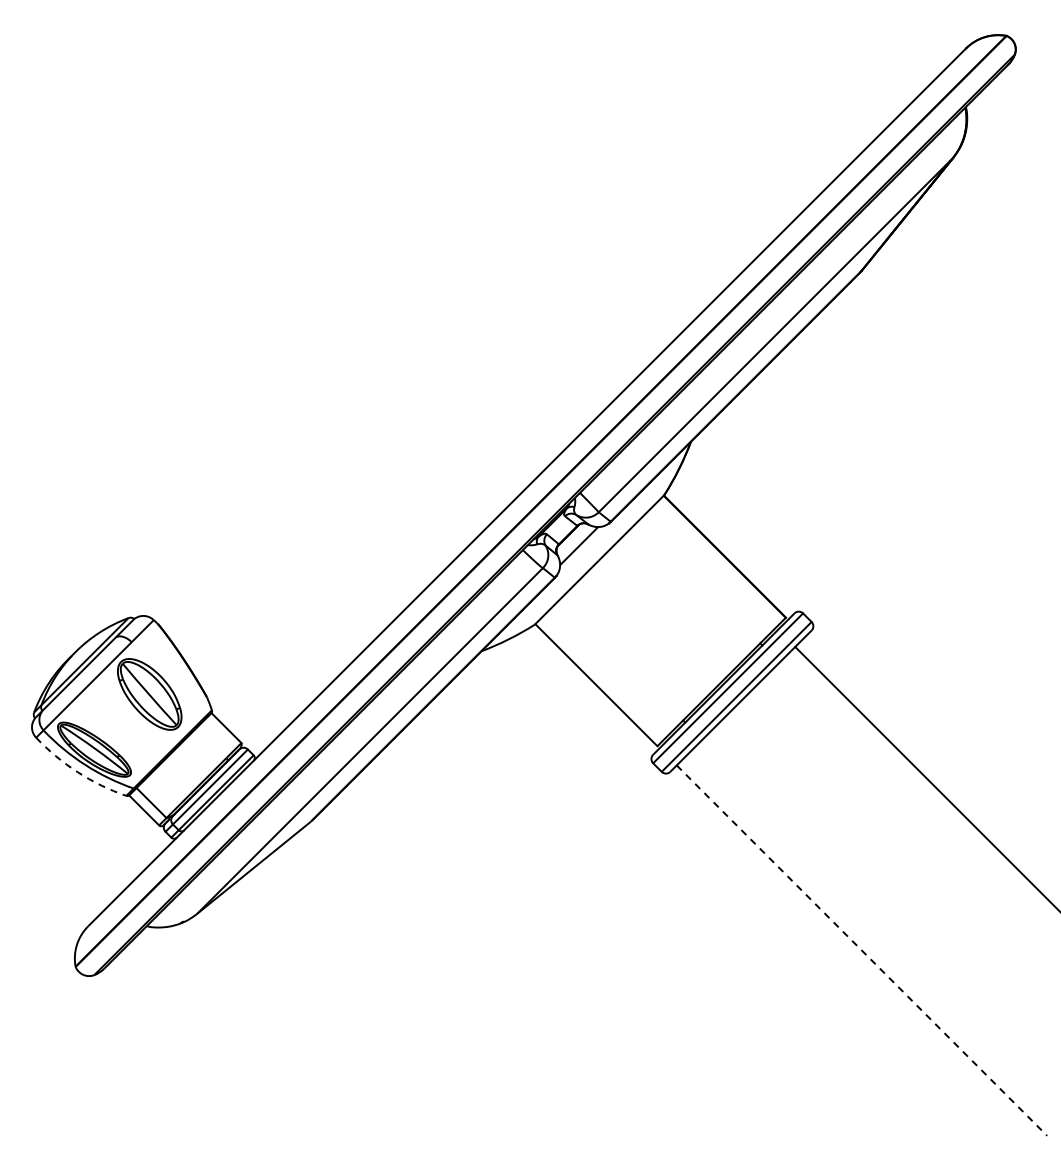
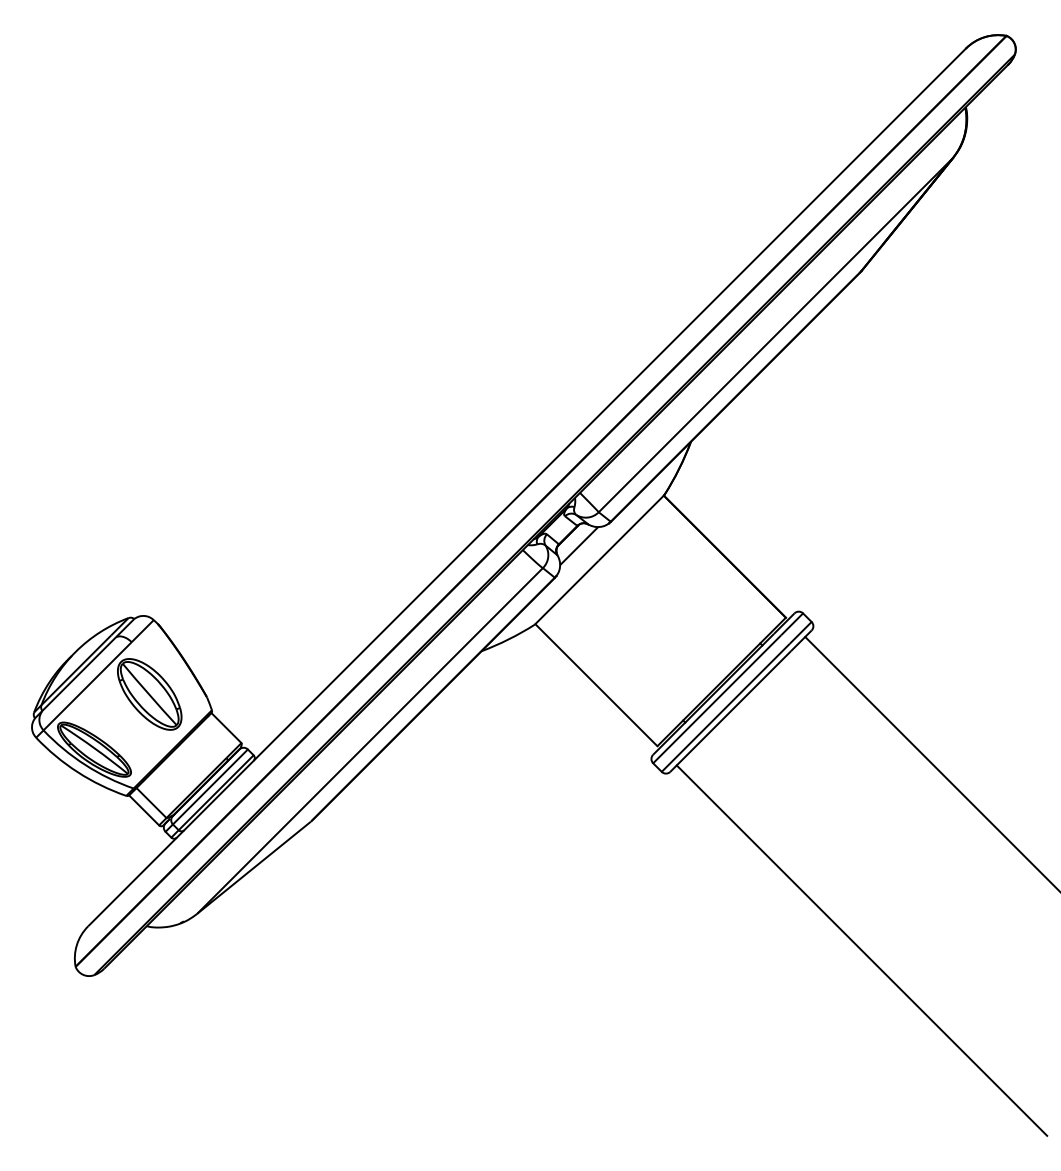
arc: dashed -> solid (77, 772)
line position: (926, 777) -> (931, 762) (931, 762)
line: dashed -> solid (861, 950)
